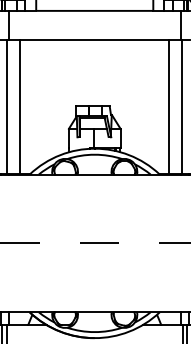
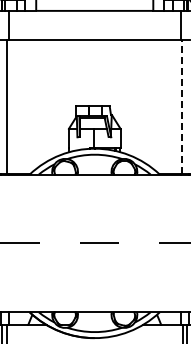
line: present -> none (20, 106)
line: present -> none (169, 106)
line: solid -> dashed (182, 106)
